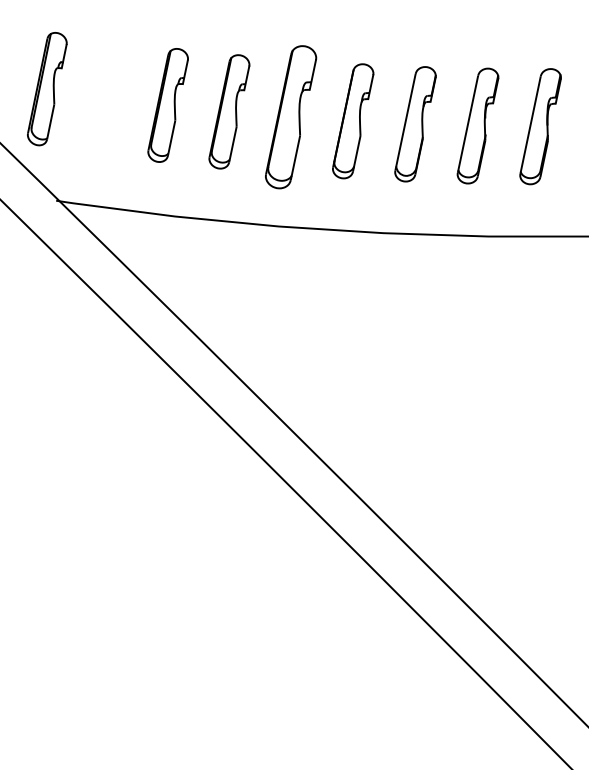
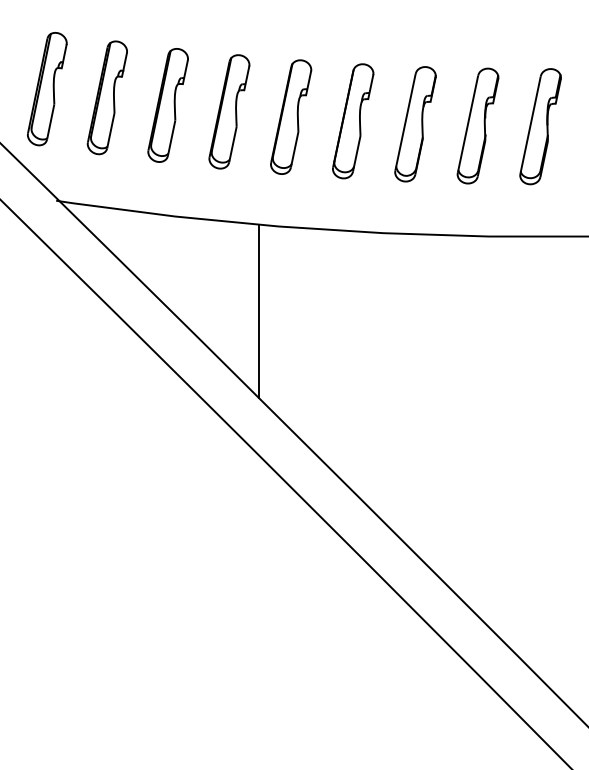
part: none -> present (106, 97)
part size: 53x145 px -> 43x116 px (291, 116)
line: none -> present (258, 311)
